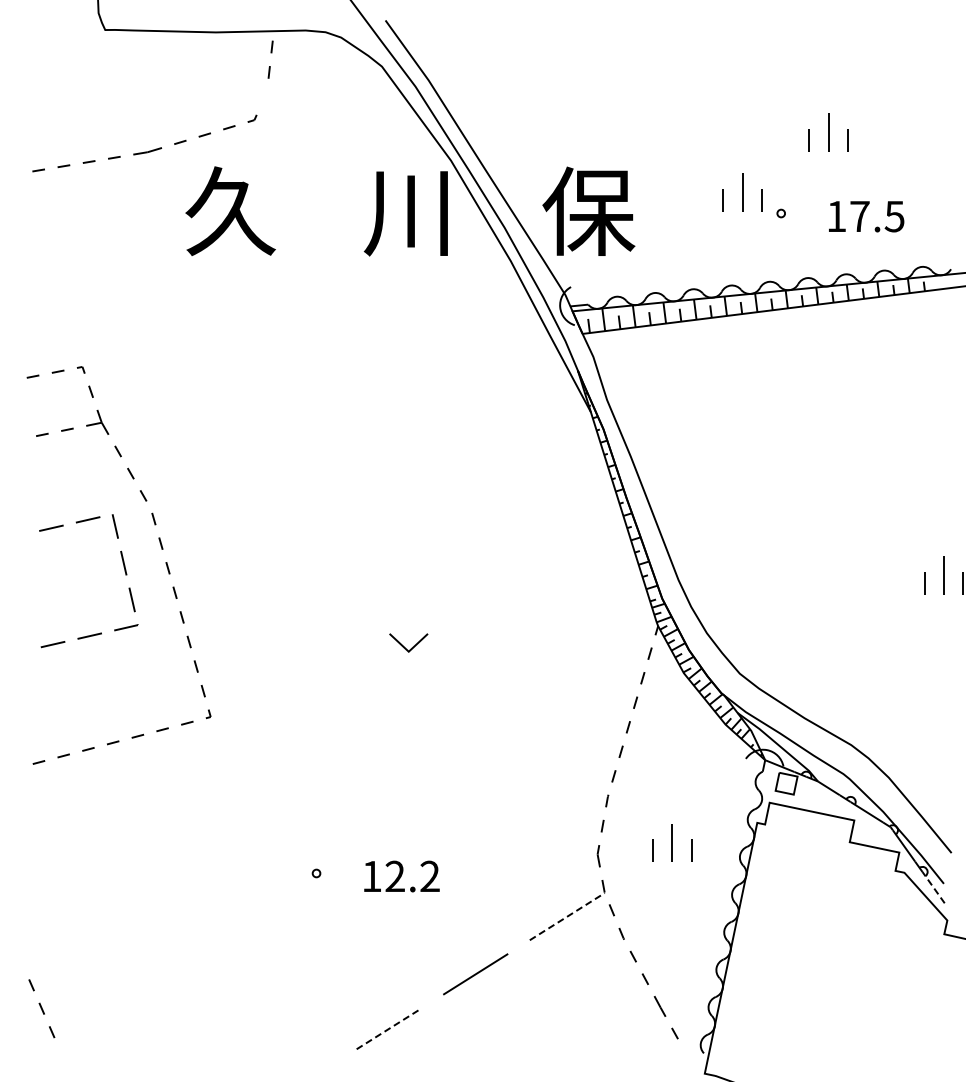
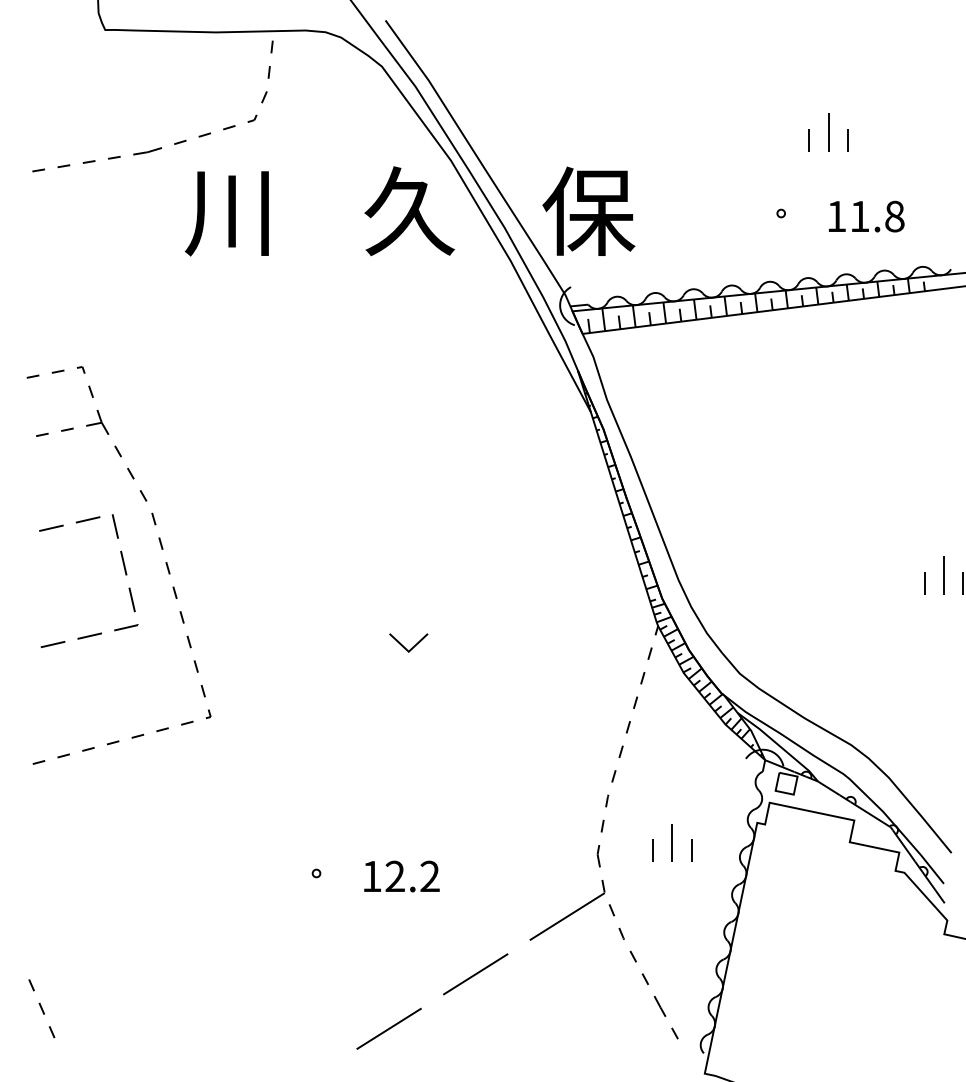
line: none -> present (264, 97)
part: present -> none (742, 192)
text: 久 -> 川 (229, 211)
text: 川 -> 久 (408, 211)
text: 17.5 -> 11.8 (877, 216)
line: dashed -> solid (933, 887)
line: dashed -> solid (567, 916)
line: dashed -> solid (389, 1028)
